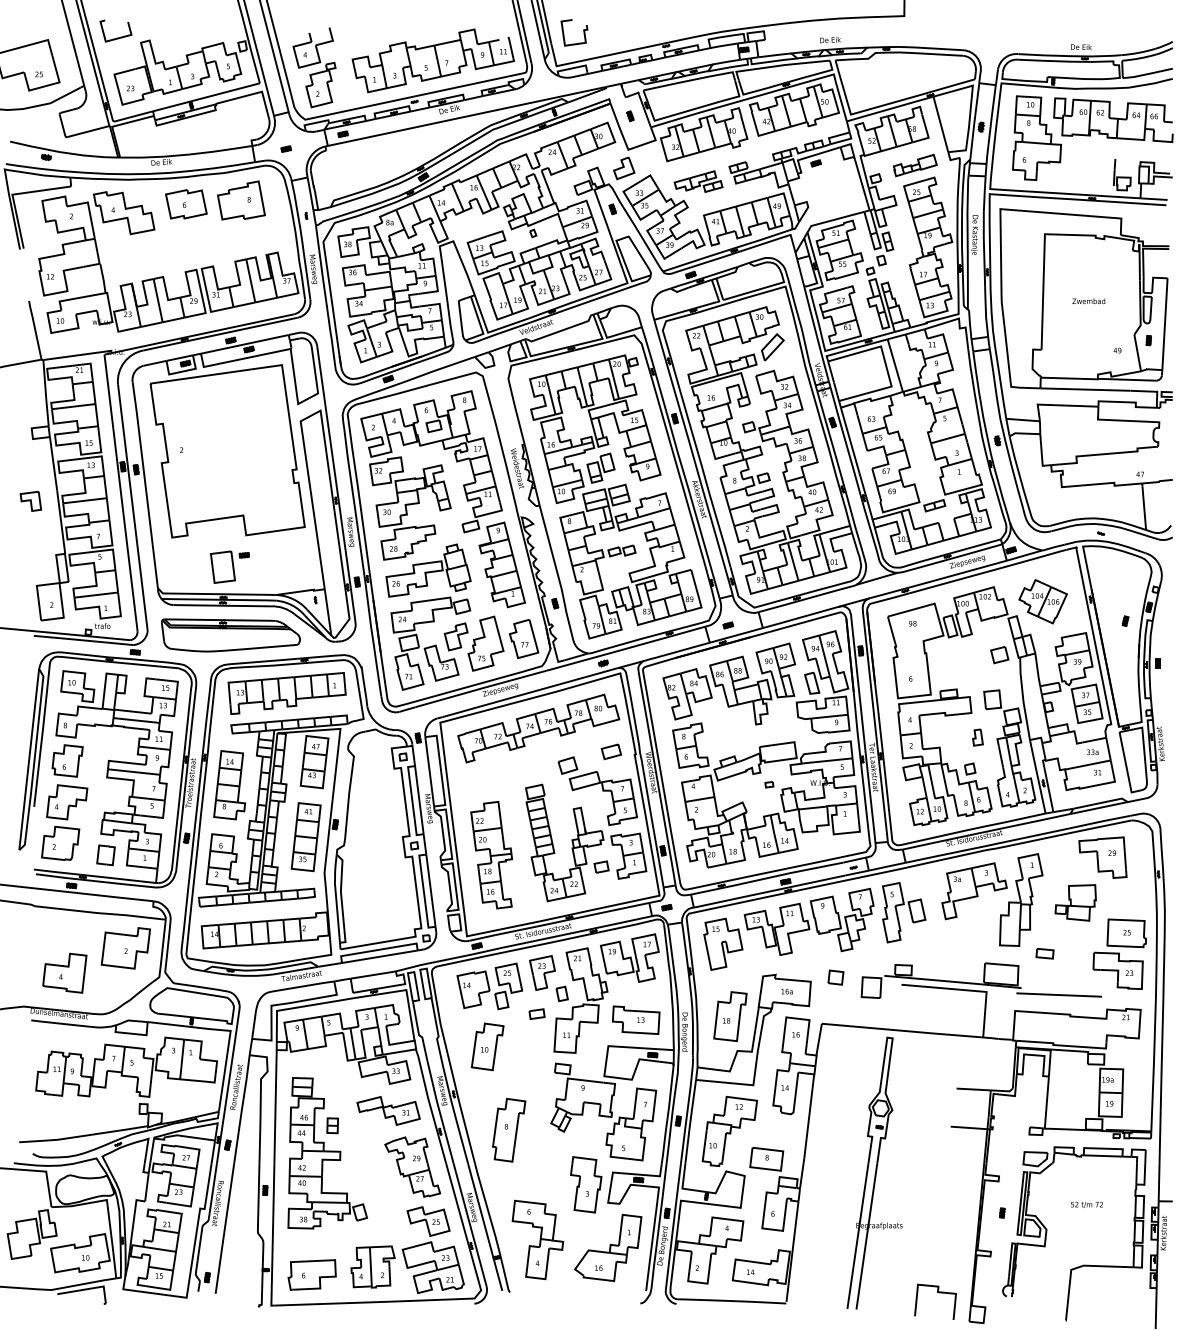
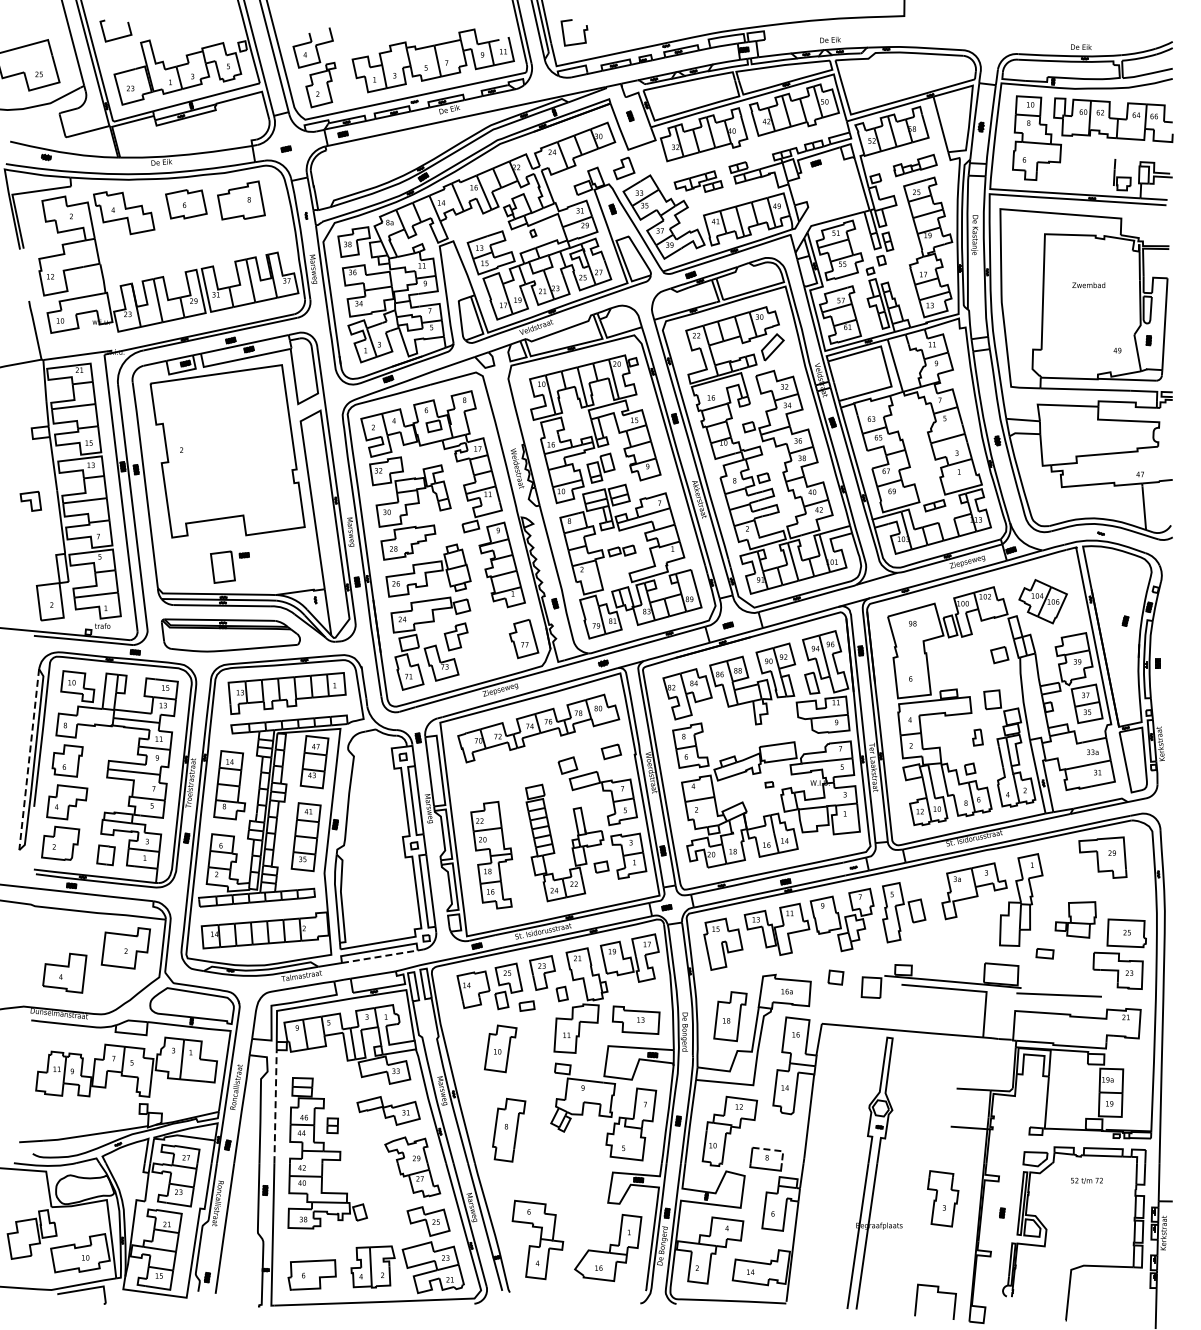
text position: (1088, 301) -> (1088, 285) (1088, 285)
part: present -> none (485, 643)
line: solid -> dashed (29, 760)
part position: (1075, 902) -> (1075, 919) (1075, 919)
line: solid -> dashed (380, 956)
part position: (536, 1013) -> (526, 1005) (526, 1005)
part position: (487, 1046) -> (500, 1048) (500, 1048)
line: solid -> dashed (275, 1106)
line: solid -> dashed (774, 1150)
part position: (586, 1184) -> (943, 1198) (943, 1198)
text position: (1086, 1204) -> (1086, 1180) (1086, 1180)
